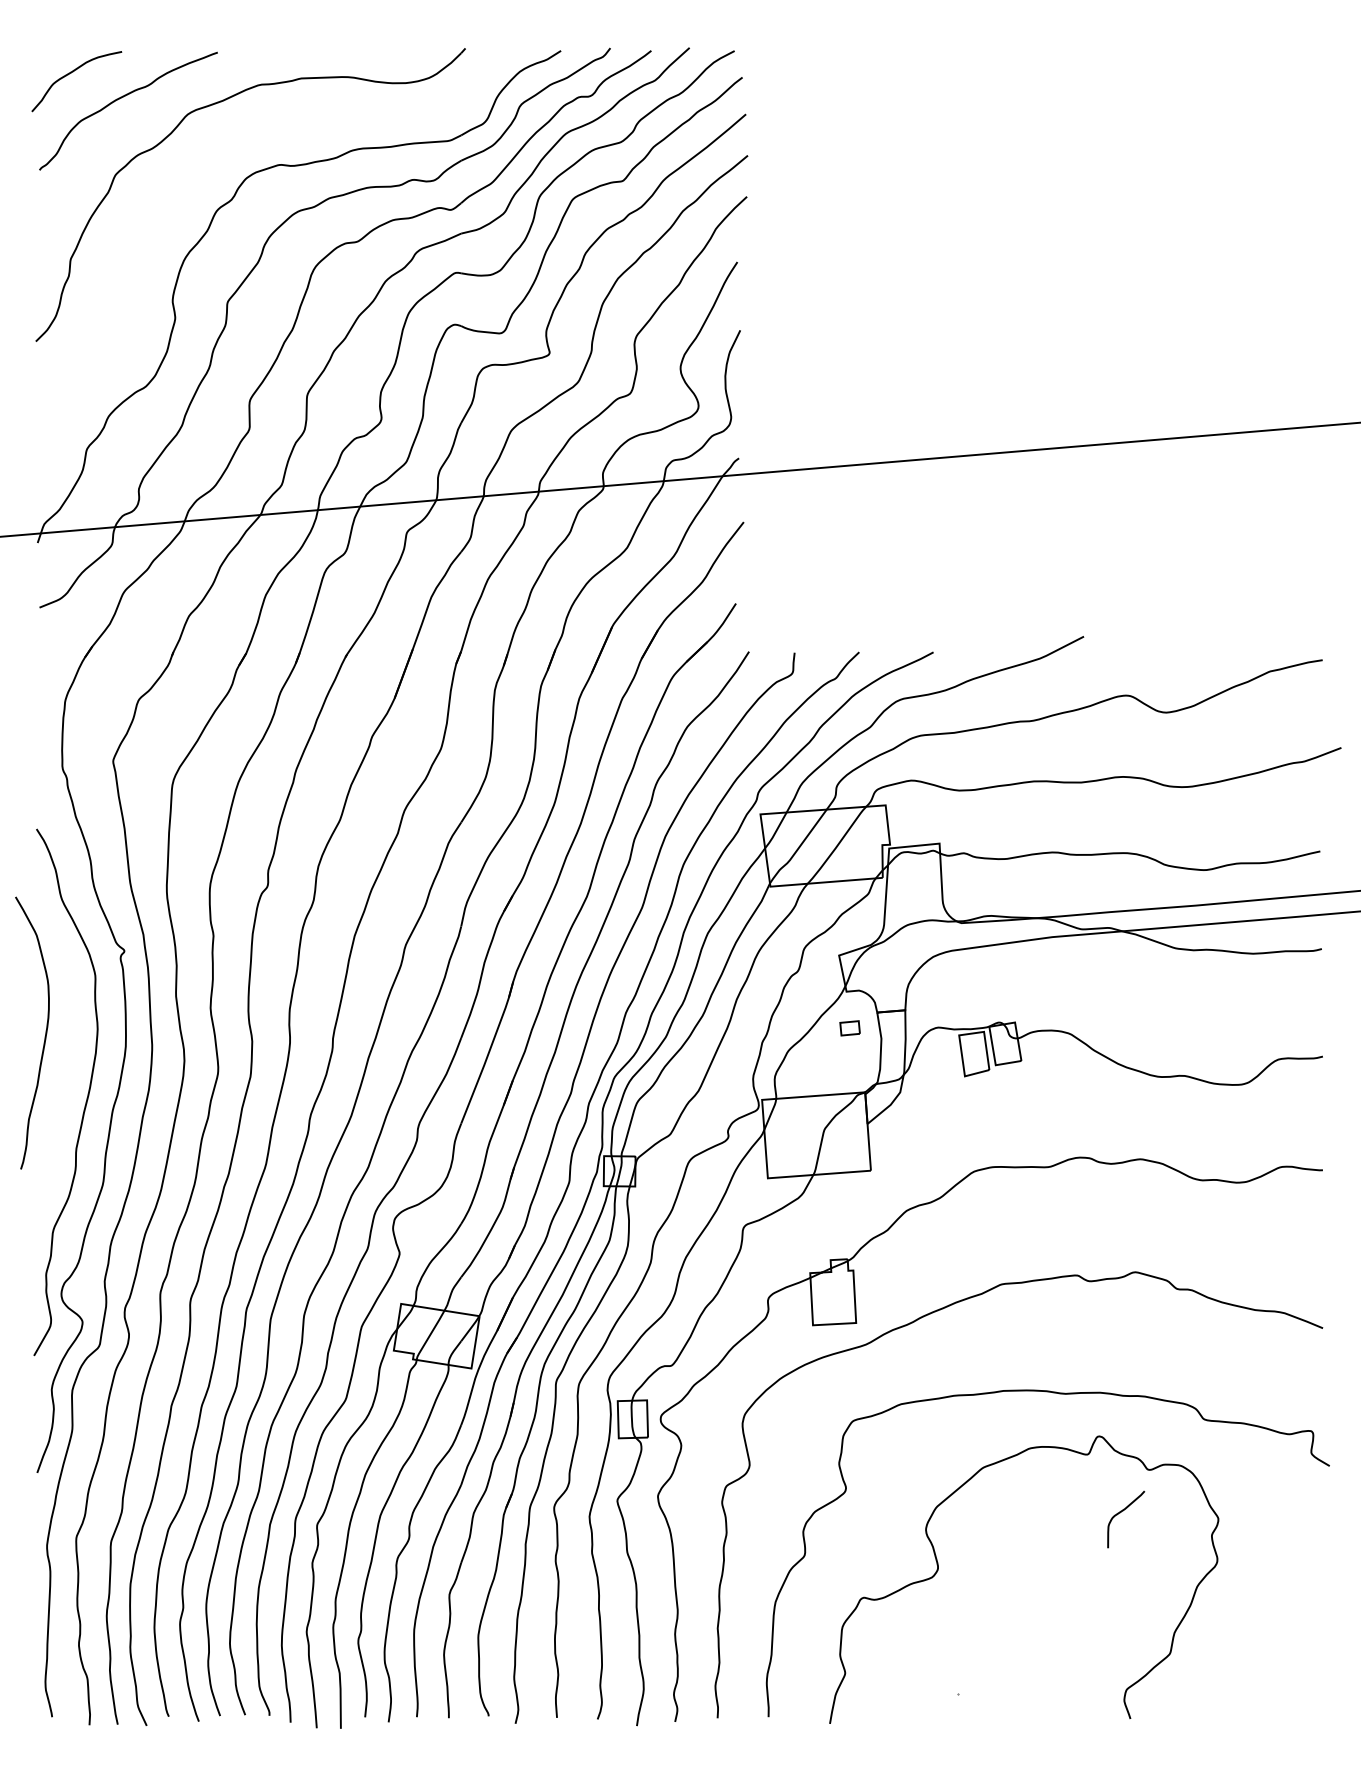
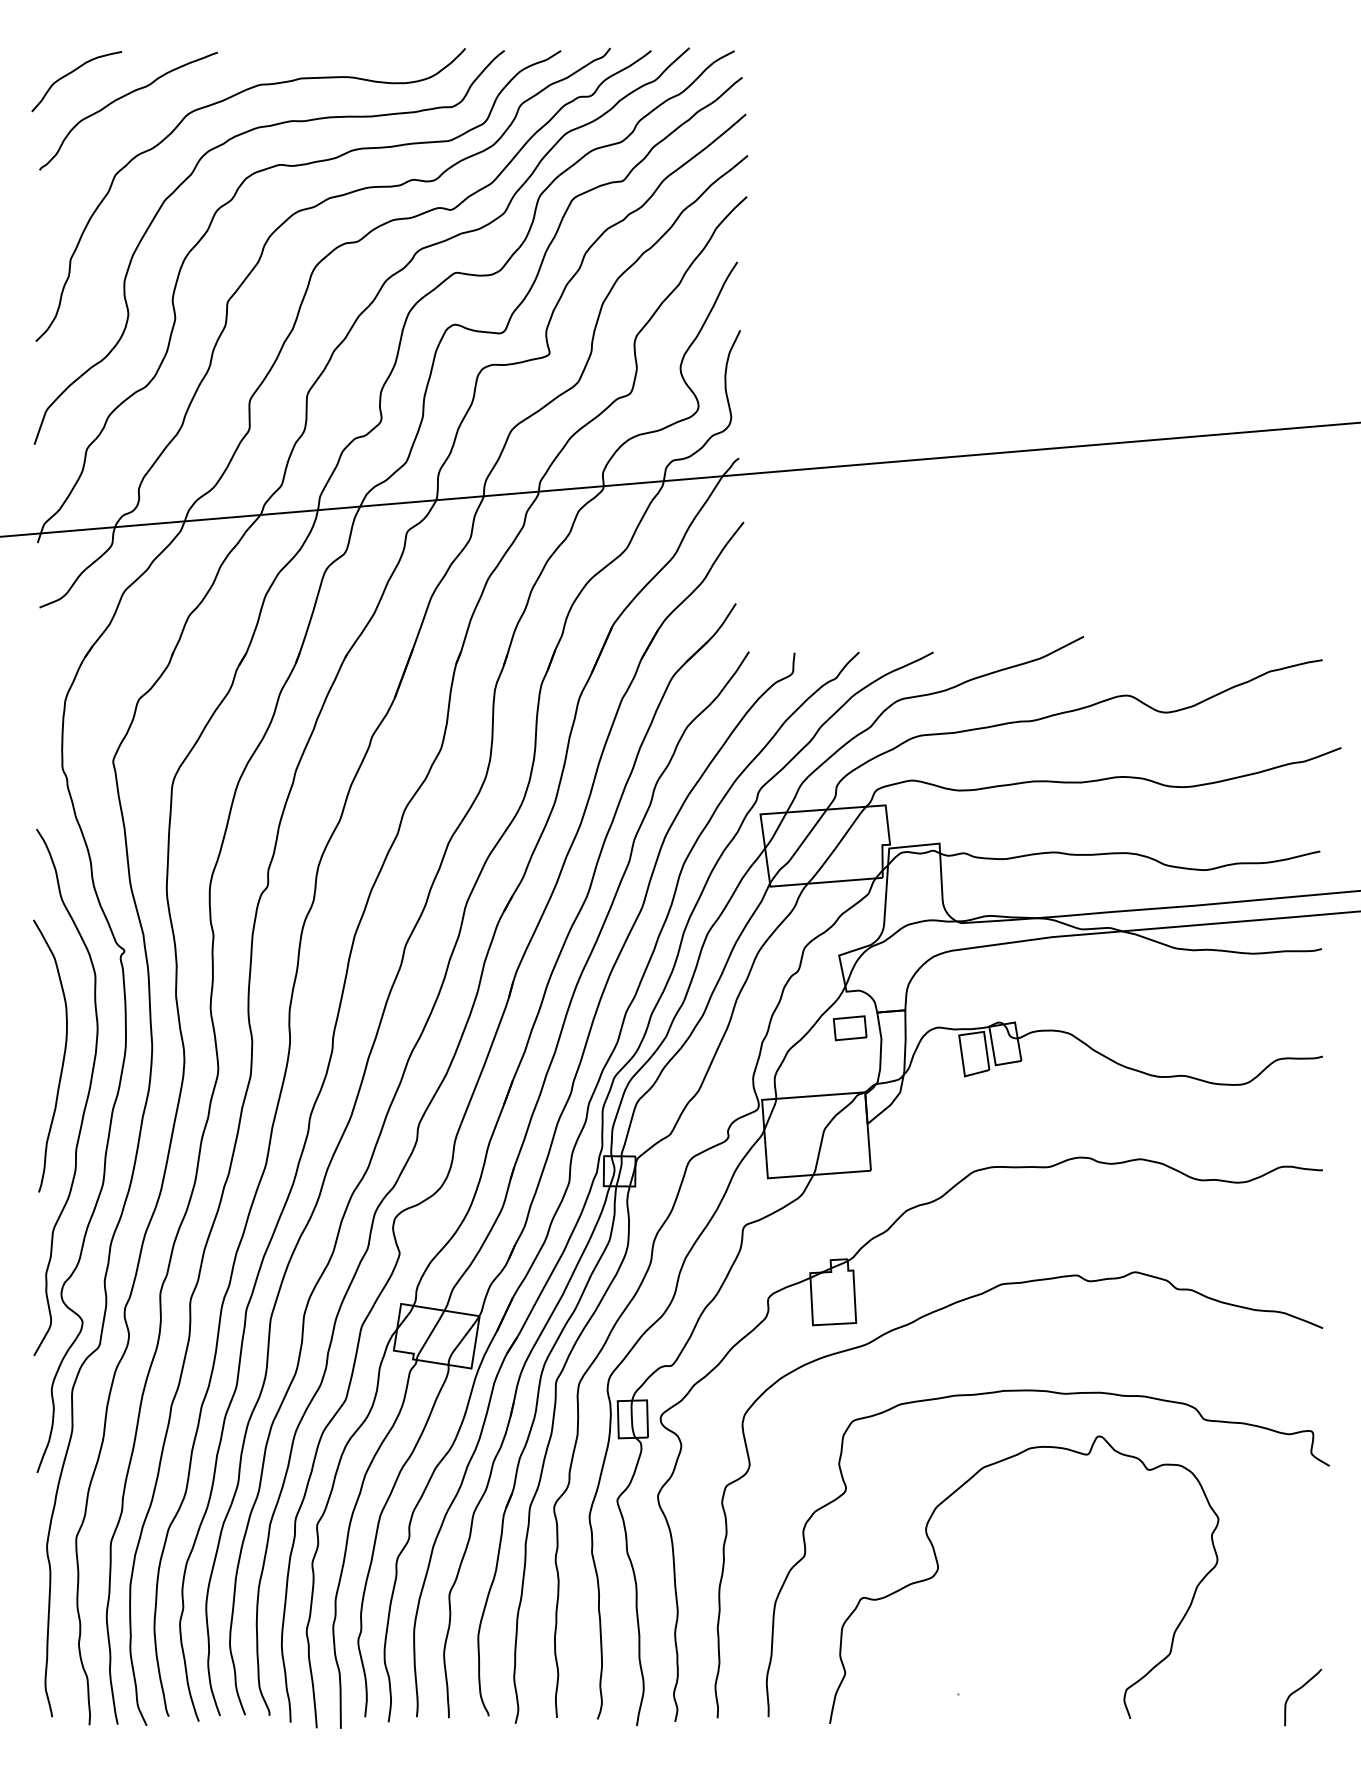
part: none -> present (192, 174)
part size: 22x17 px -> 36x27 px (849, 1028)
curve position: (44, 1036) -> (62, 1059) (62, 1059)
curve position: (1120, 1513) -> (1297, 1691) (1297, 1691)
